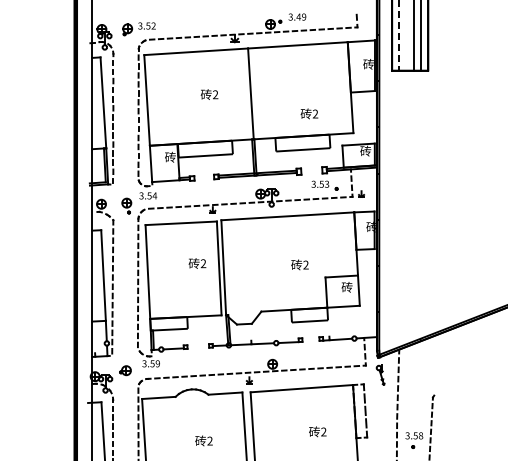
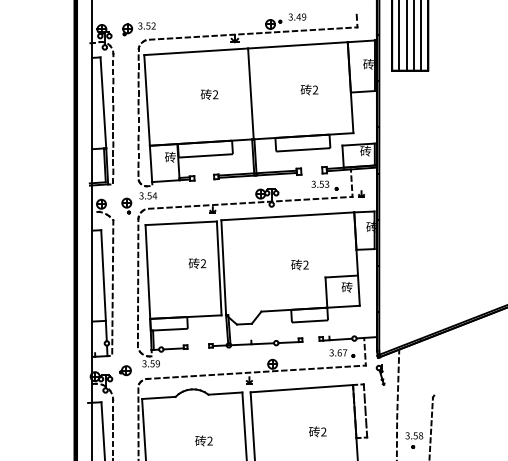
line: dashed -> solid (399, 35)
line: none -> present (406, 36)
text position: (309, 113) -> (309, 89) (309, 89)
part: none -> present (342, 353)
